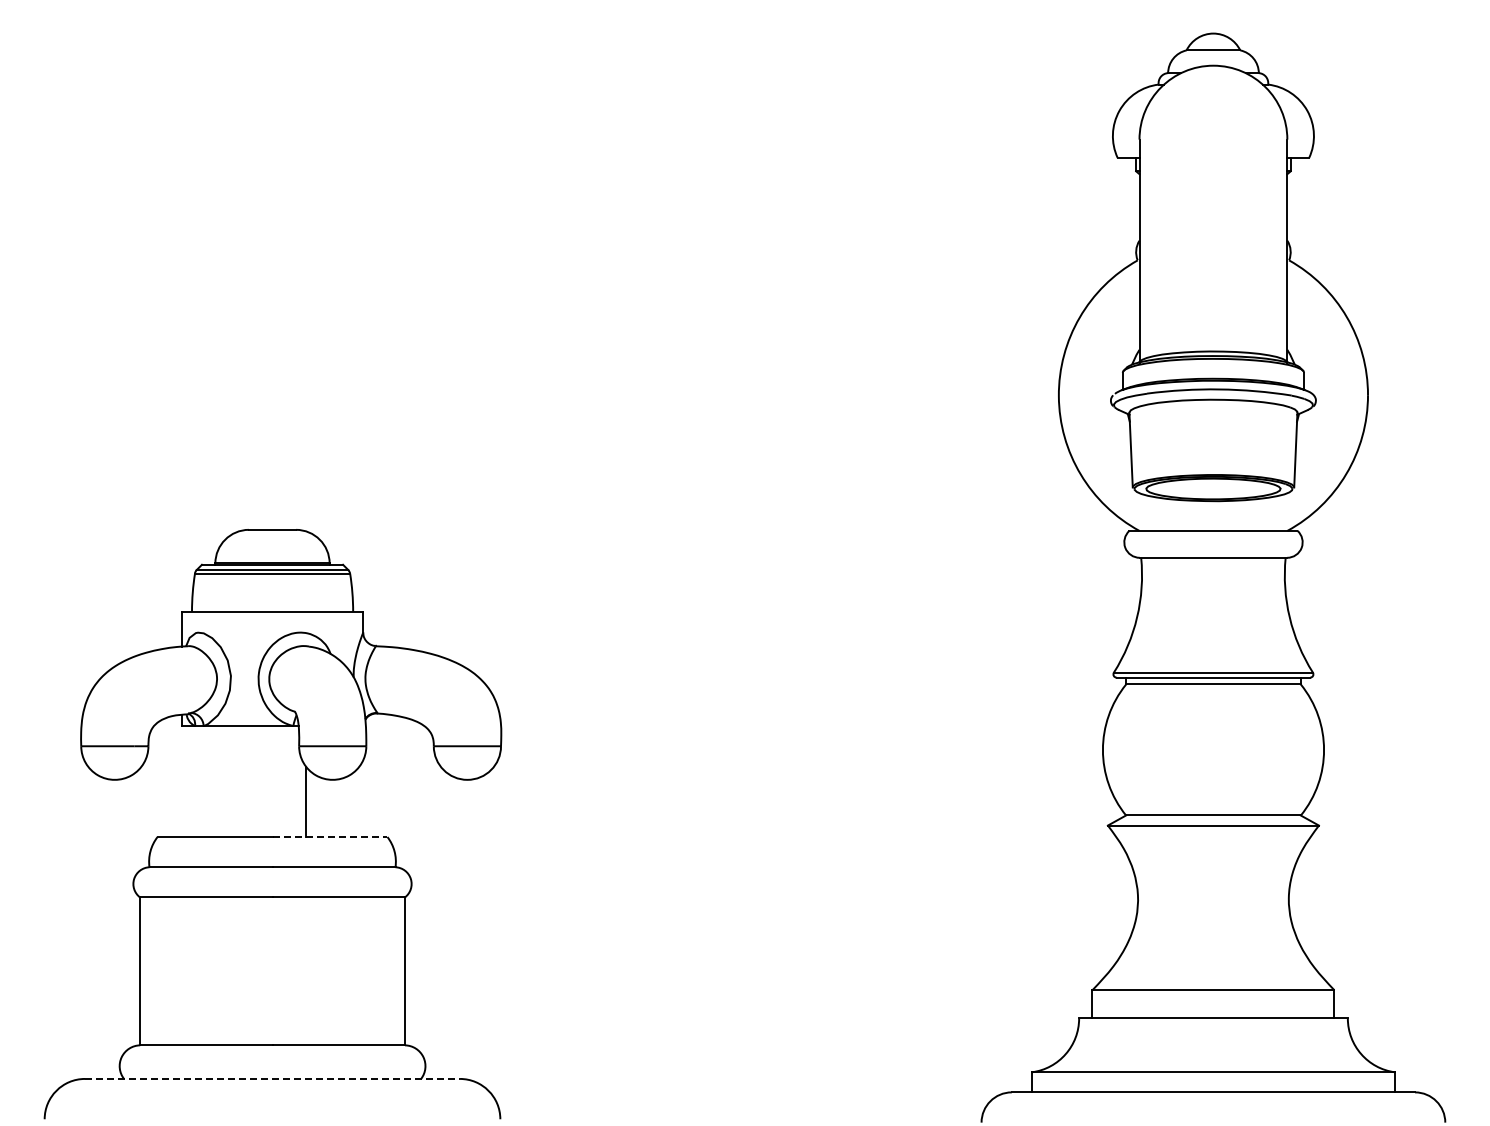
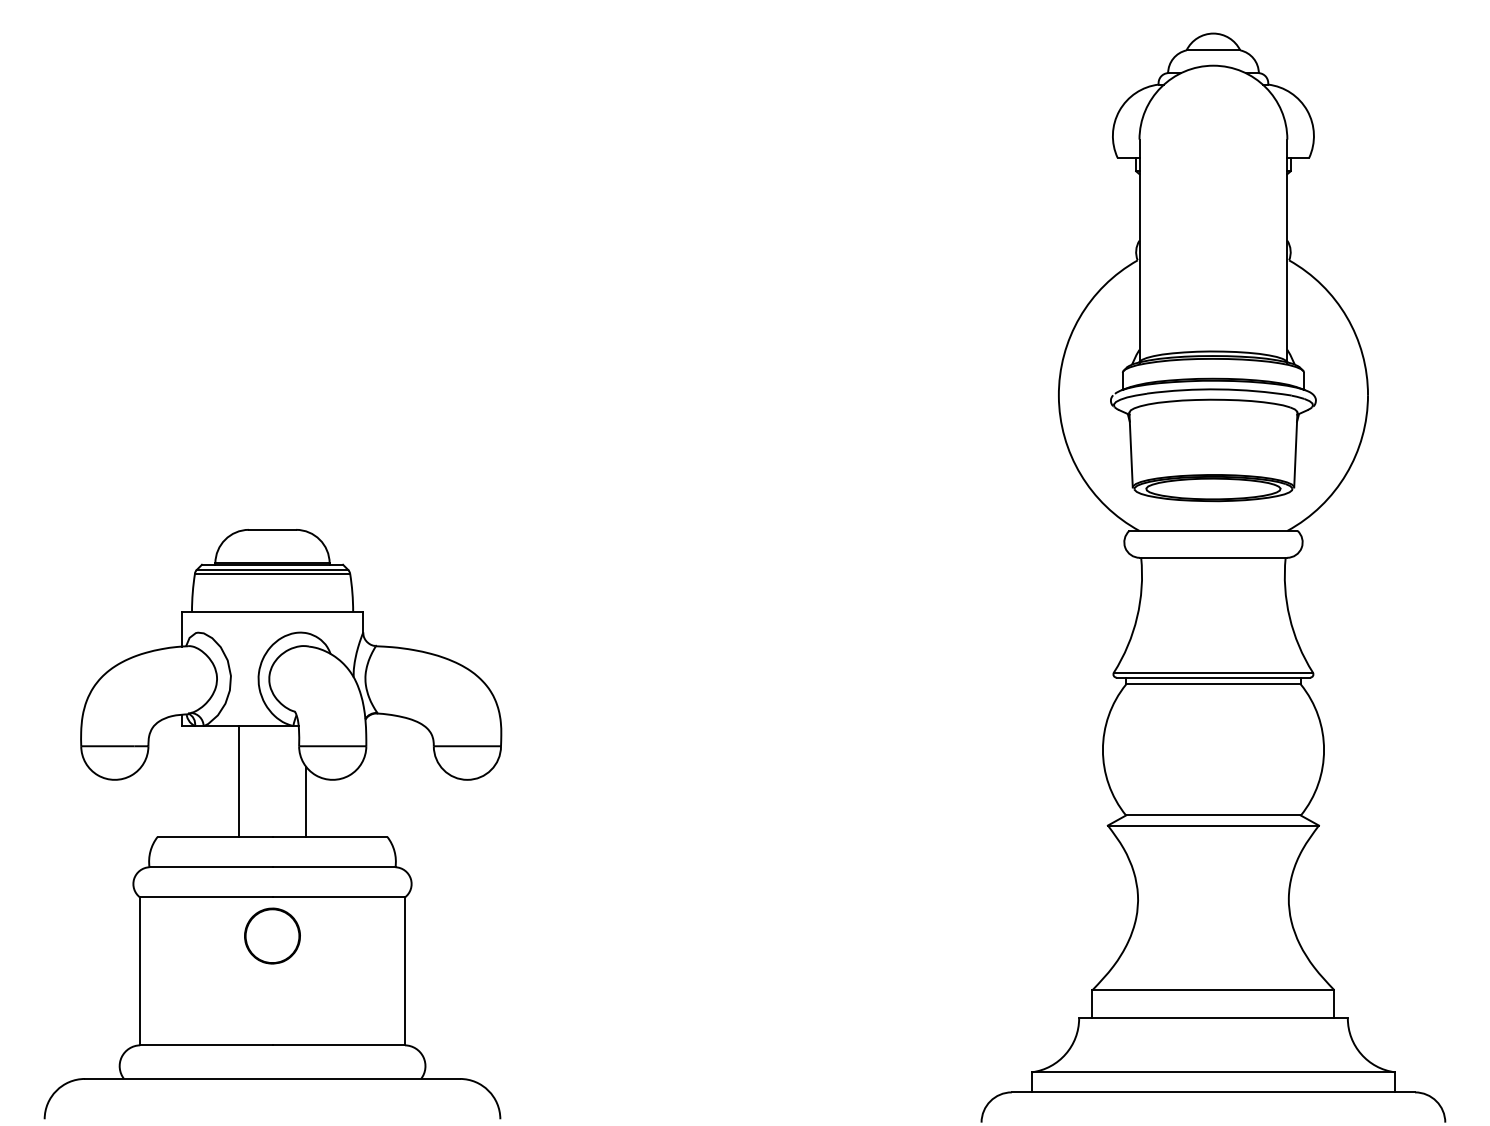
line: none -> present (238, 781)
line: dashed -> solid (330, 836)
part: none -> present (272, 935)
line: dashed -> solid (272, 1078)
